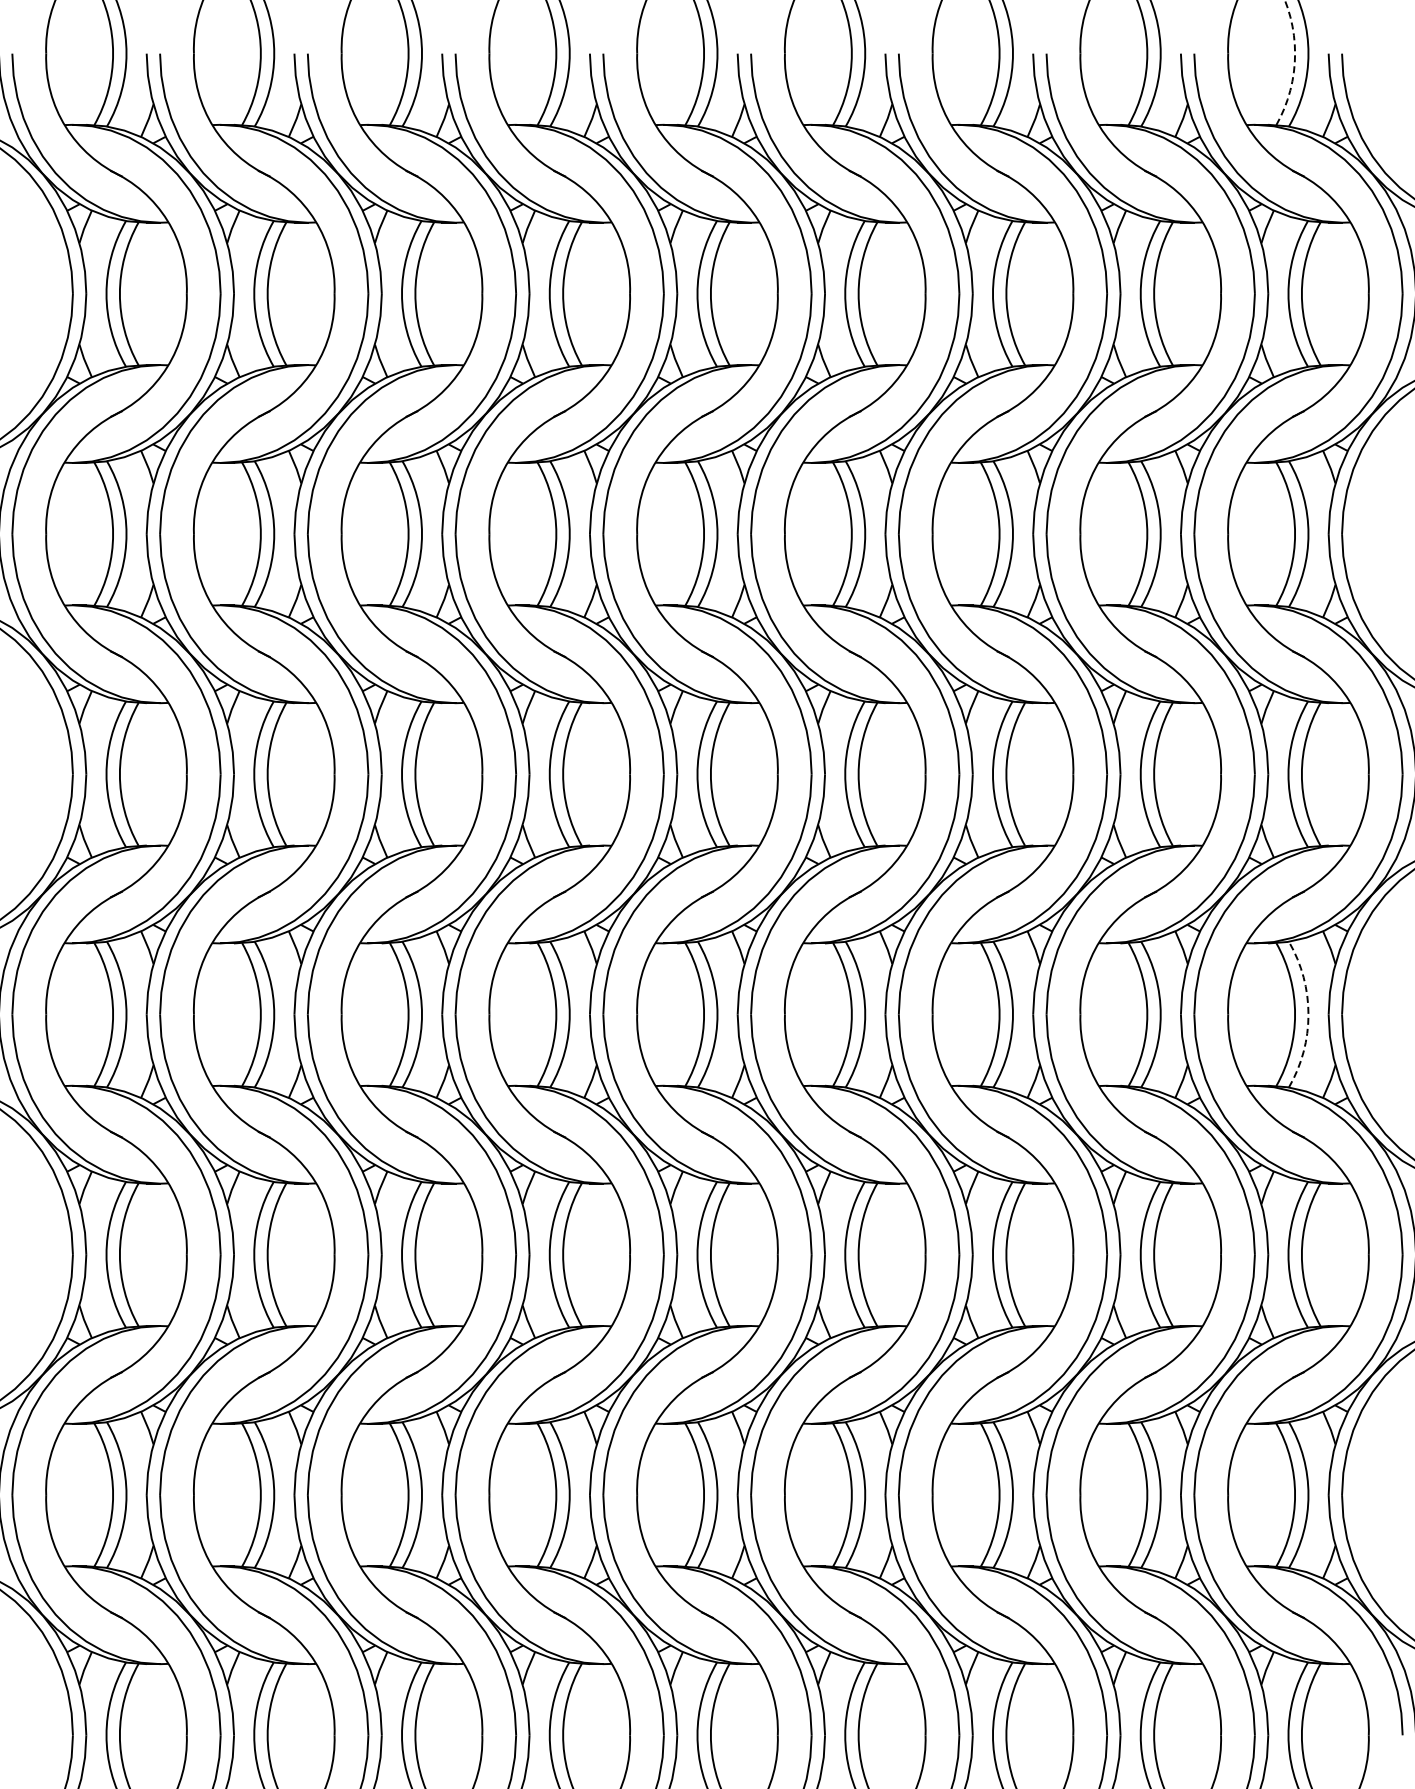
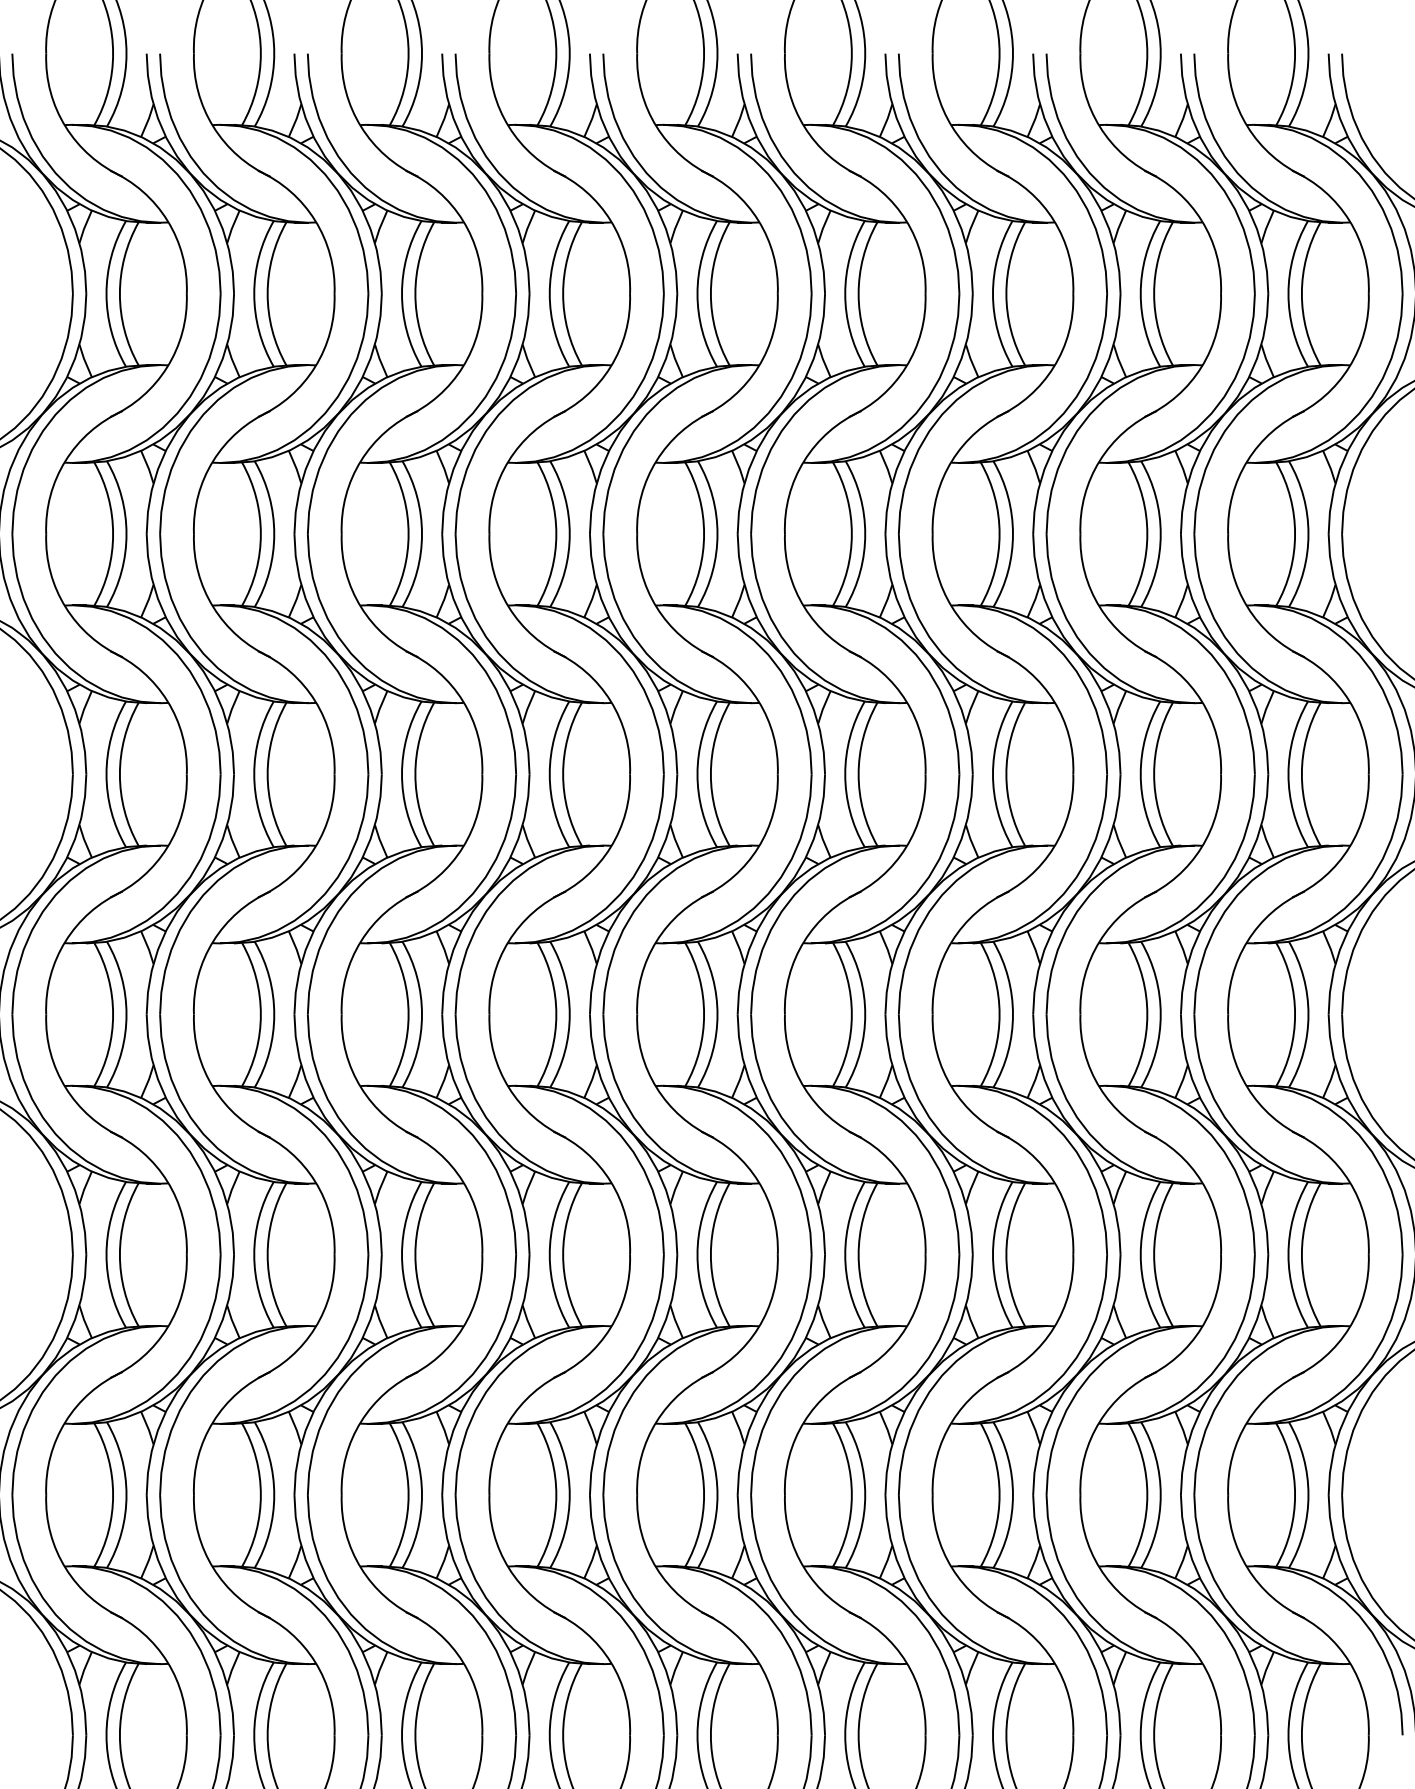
arc: dashed -> solid (1294, 62)
arc: dashed -> solid (1308, 1014)
